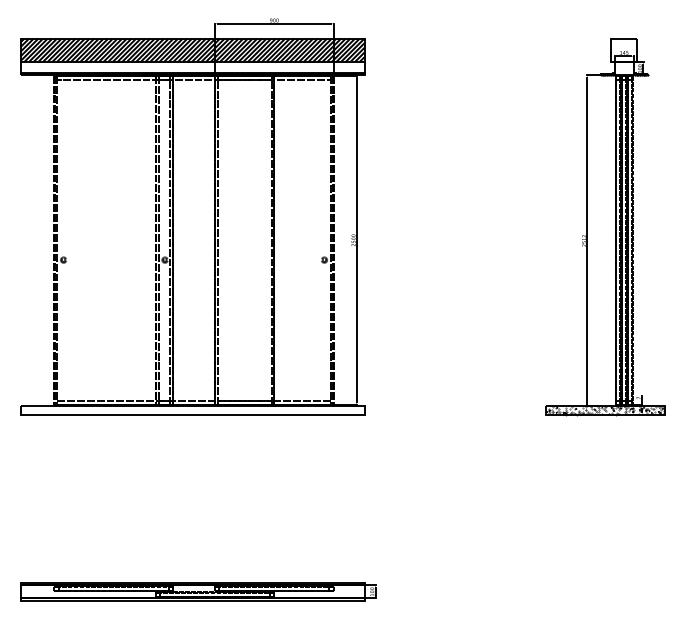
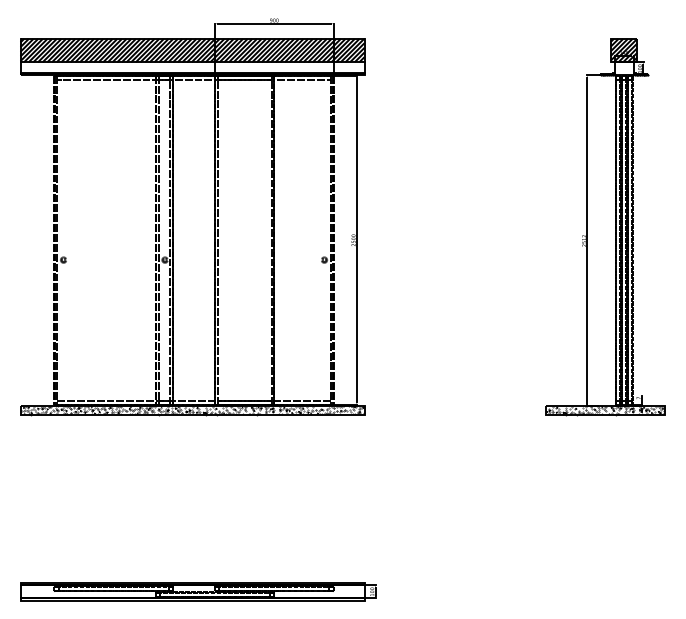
hatch: none -> present (624, 50)
hatch: none -> present (192, 410)
